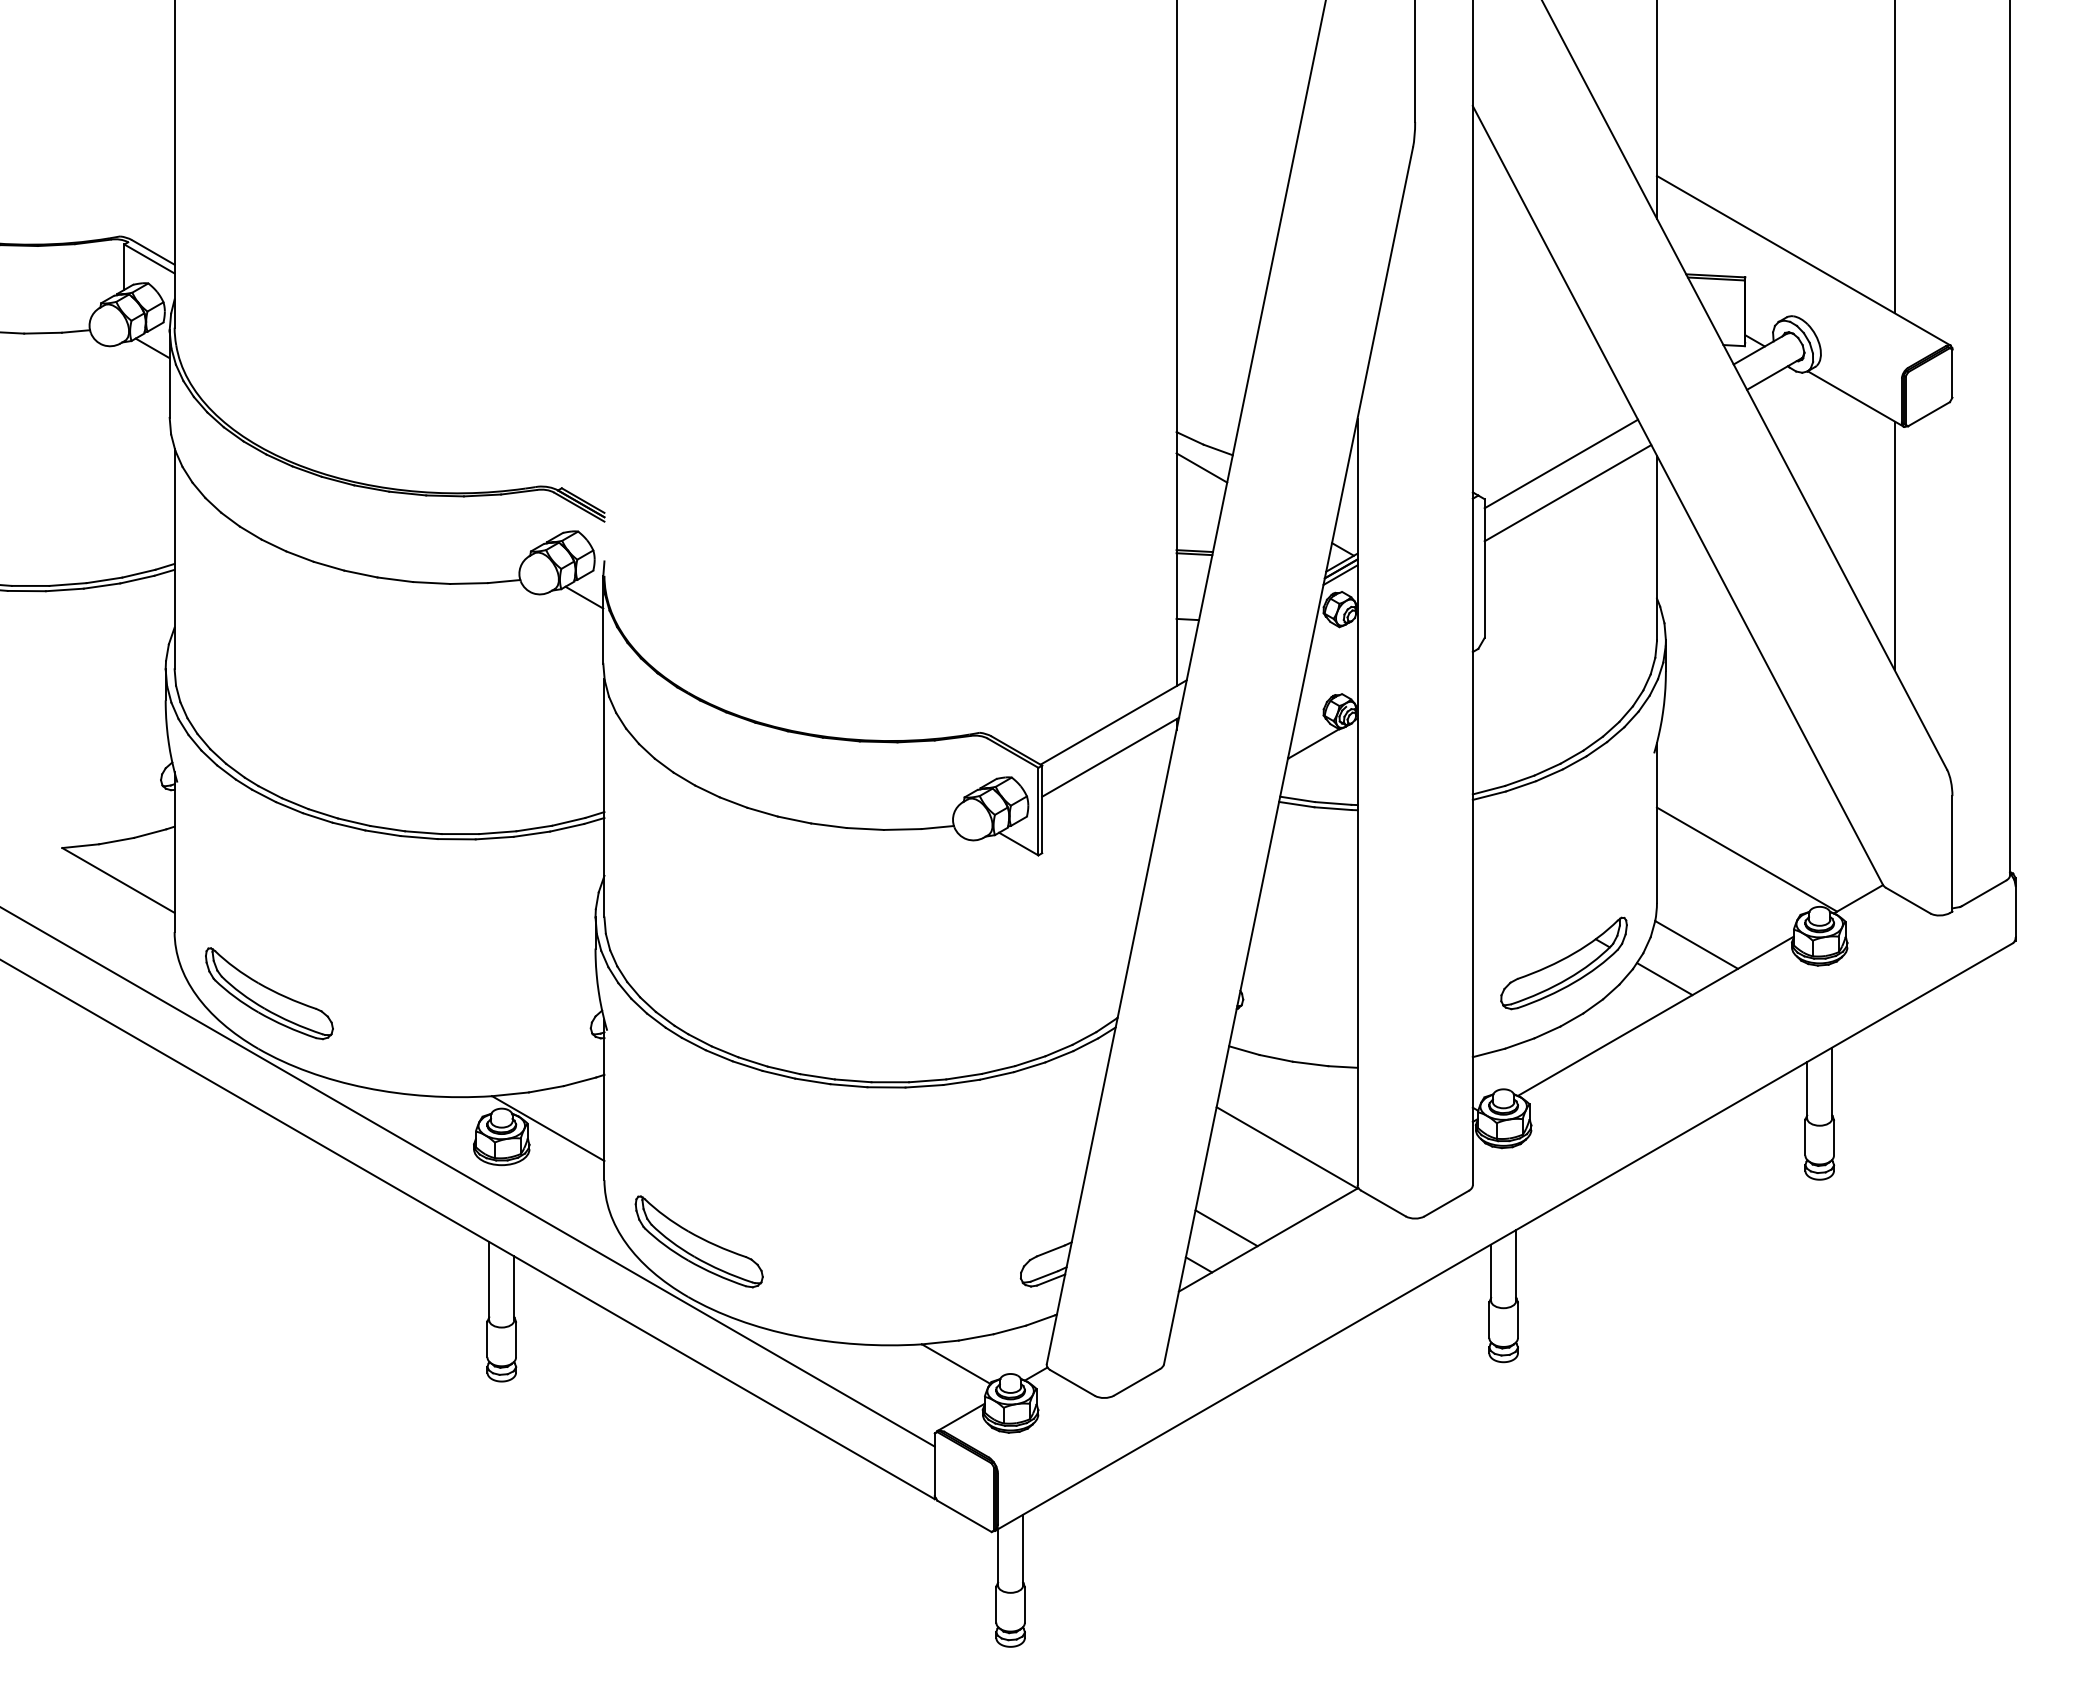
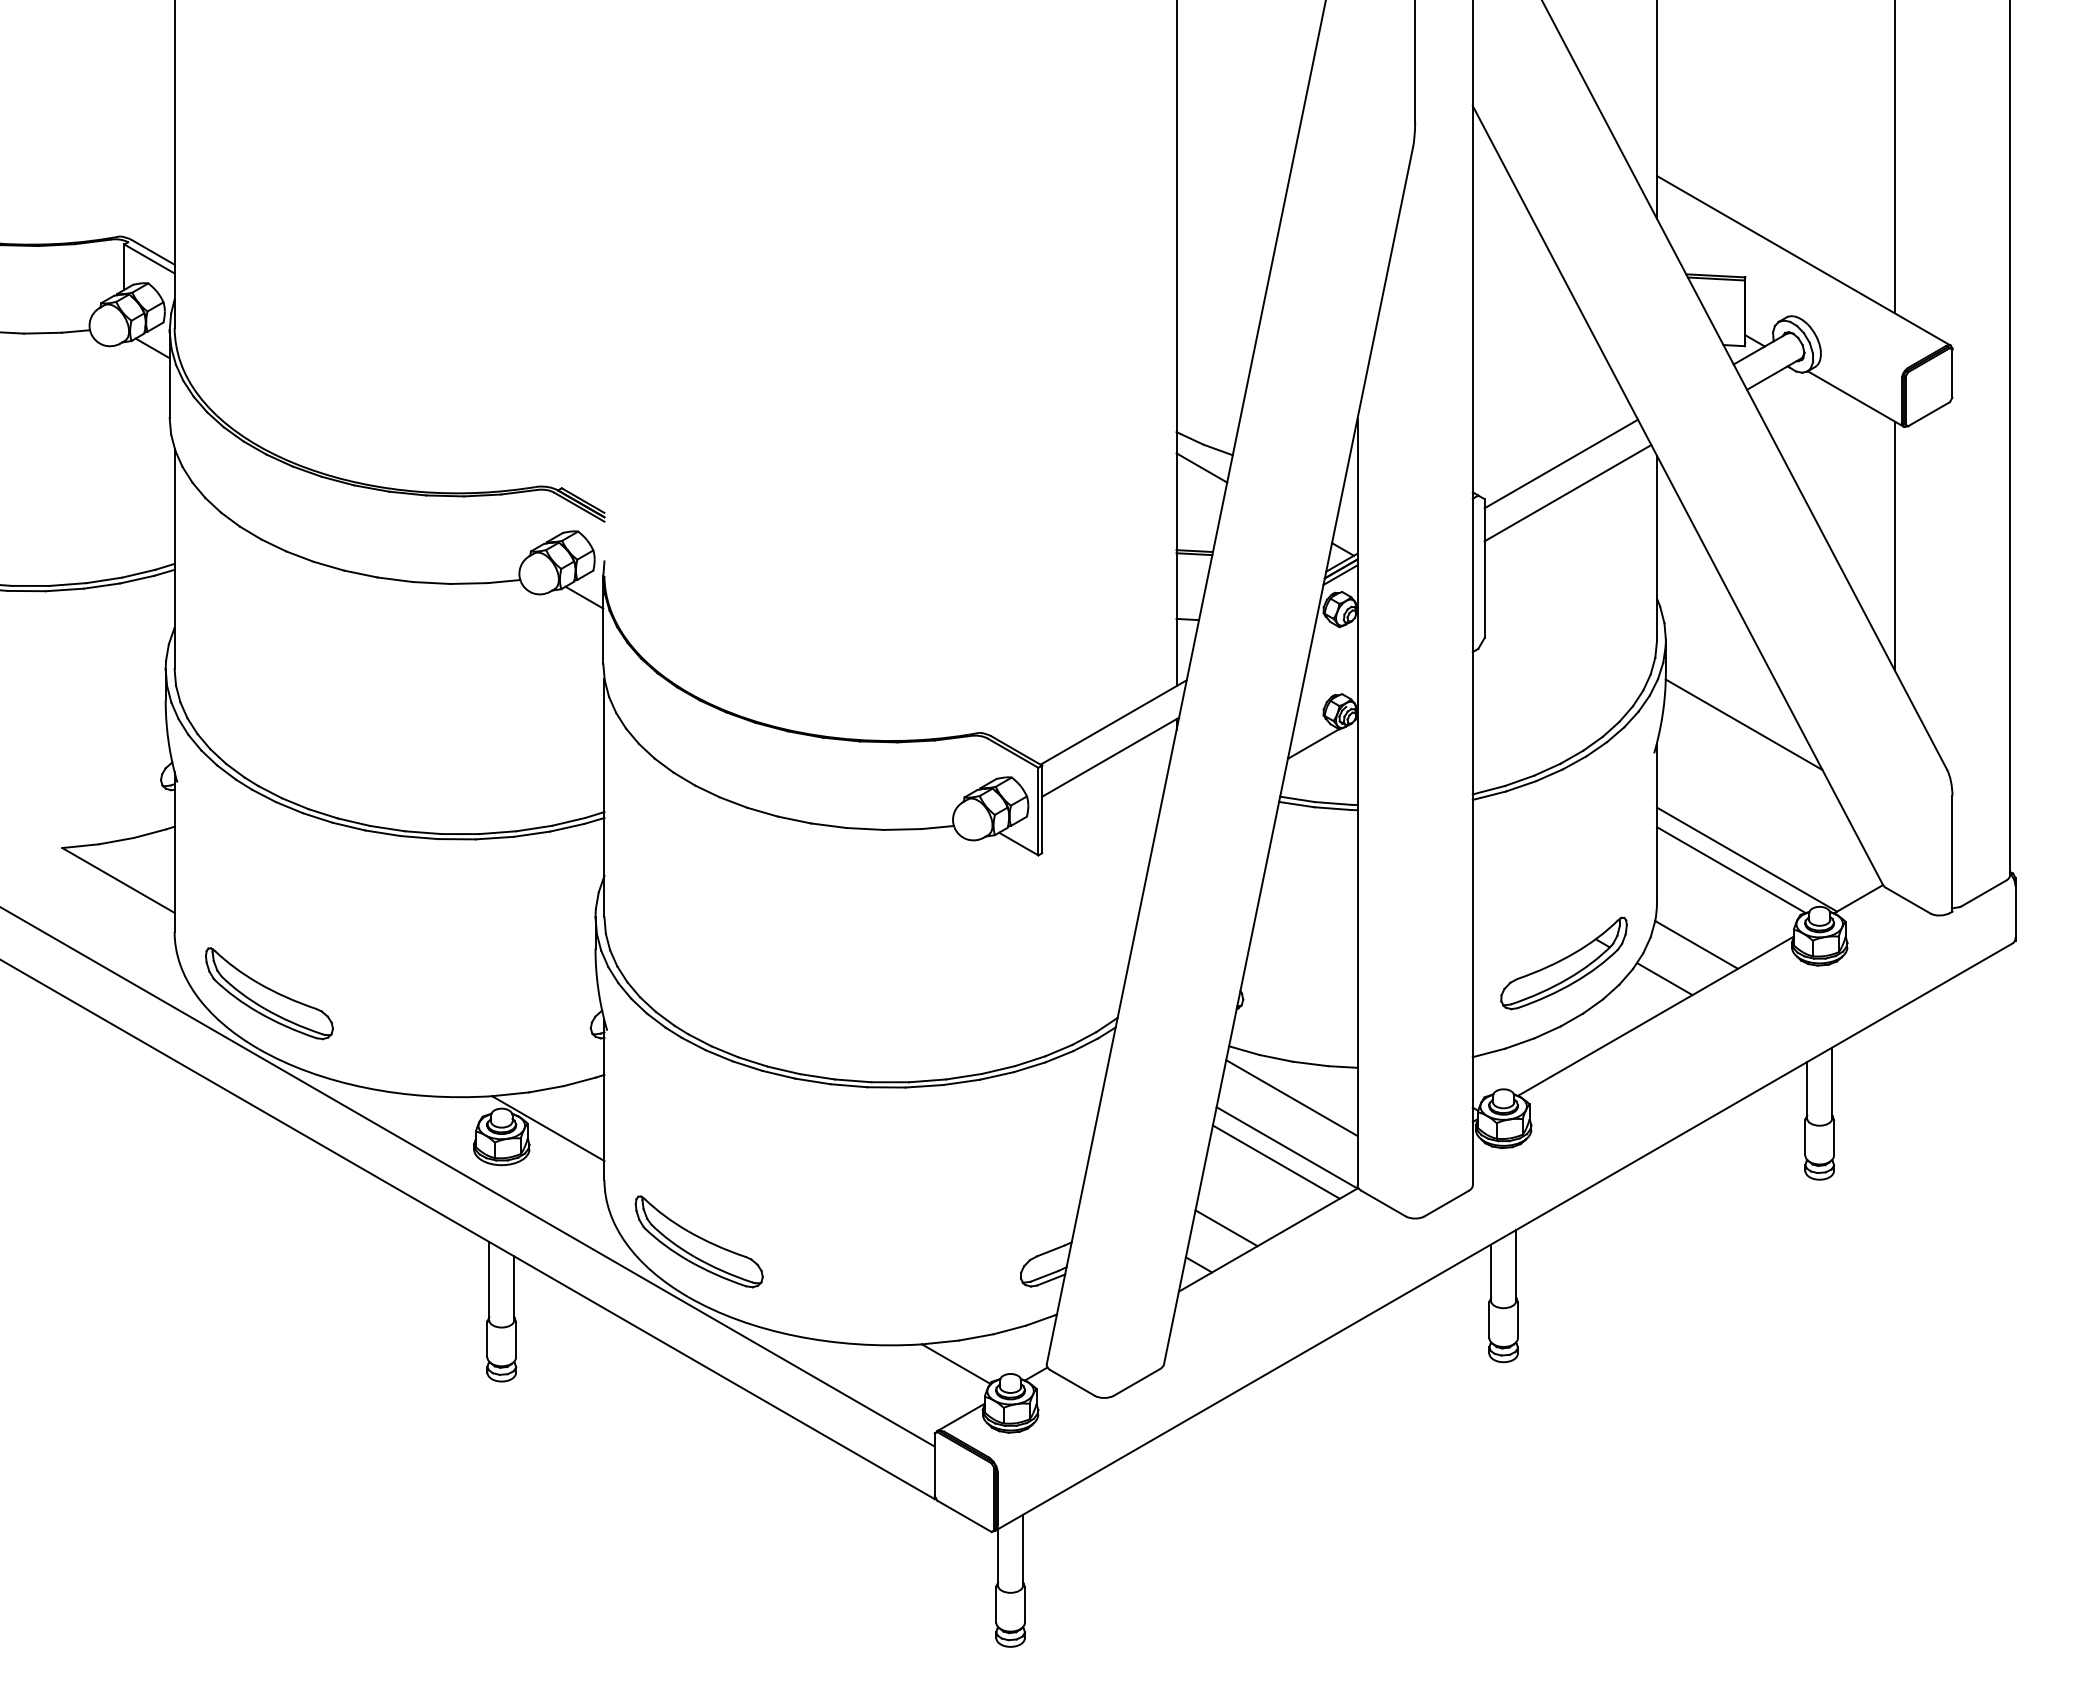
line: none -> present (1743, 724)
line: none -> present (1730, 869)
line: none -> present (1291, 1097)
line: none -> present (1275, 1161)
